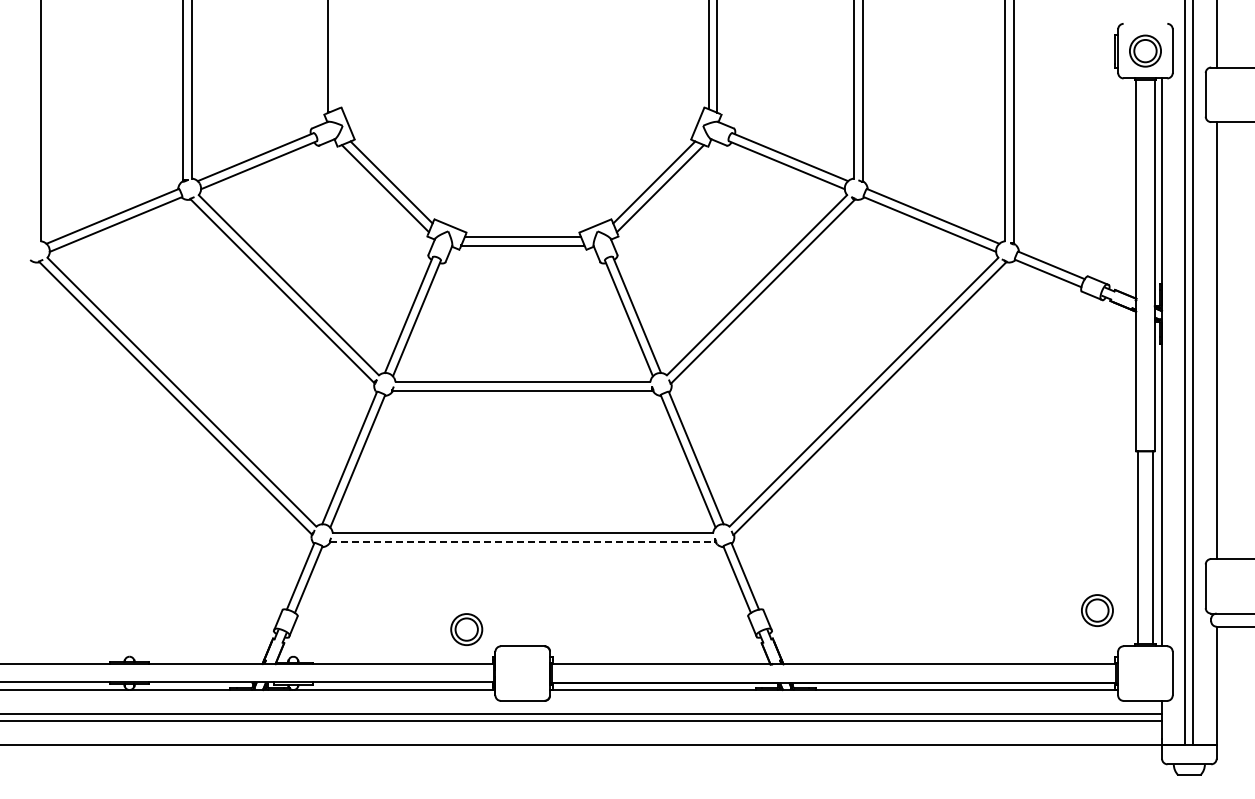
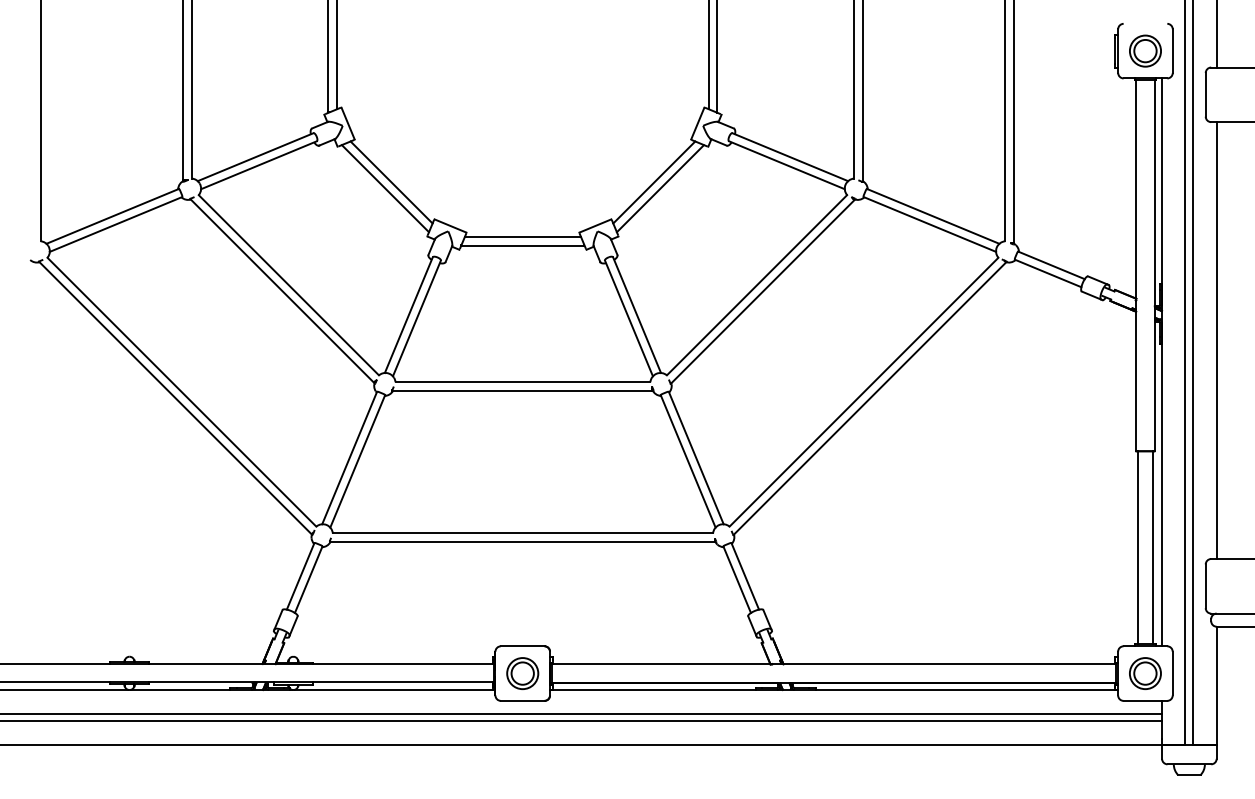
line: none -> present (337, 55)
line: dashed -> solid (522, 542)
part position: (1097, 610) -> (1145, 673) (1145, 673)
part position: (466, 629) -> (522, 673) (522, 673)
